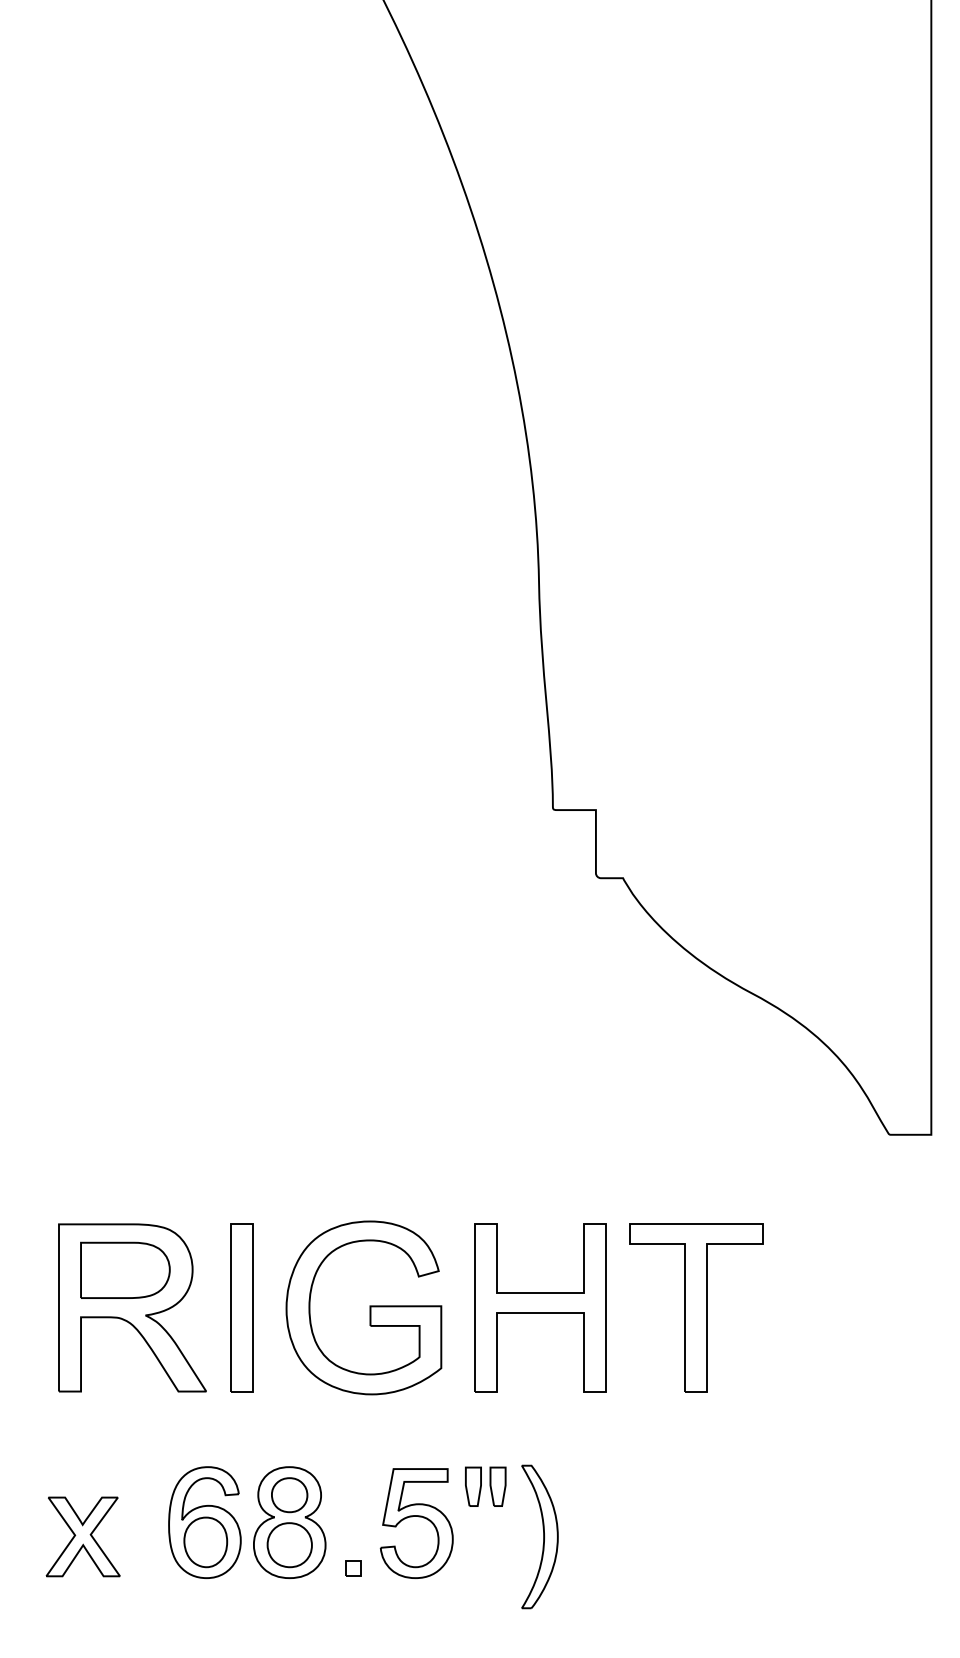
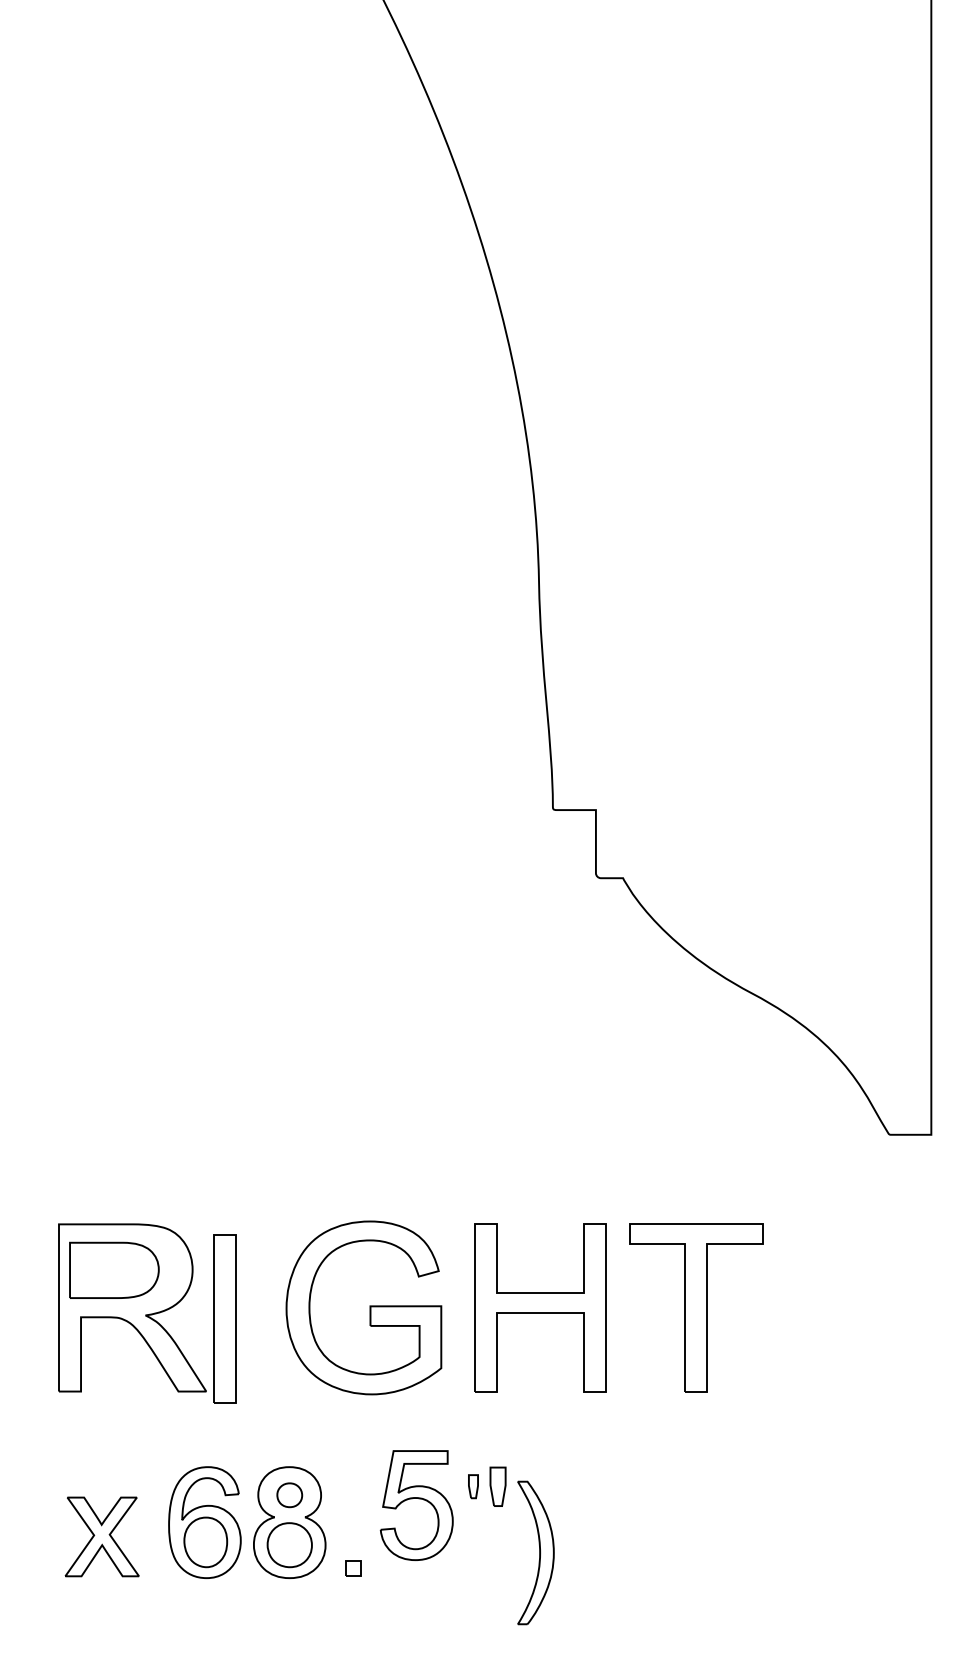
part position: (125, 1269) -> (114, 1269) (114, 1269)
part position: (241, 1307) -> (224, 1318) (224, 1318)
part size: 17x41 px -> 11x26 px (473, 1486)
part size: 38x37 px -> 28x27 px (289, 1495)
part position: (418, 1517) -> (418, 1499) (418, 1499)
part position: (82, 1536) -> (101, 1536) (101, 1536)
part position: (539, 1536) -> (535, 1552) (535, 1552)
